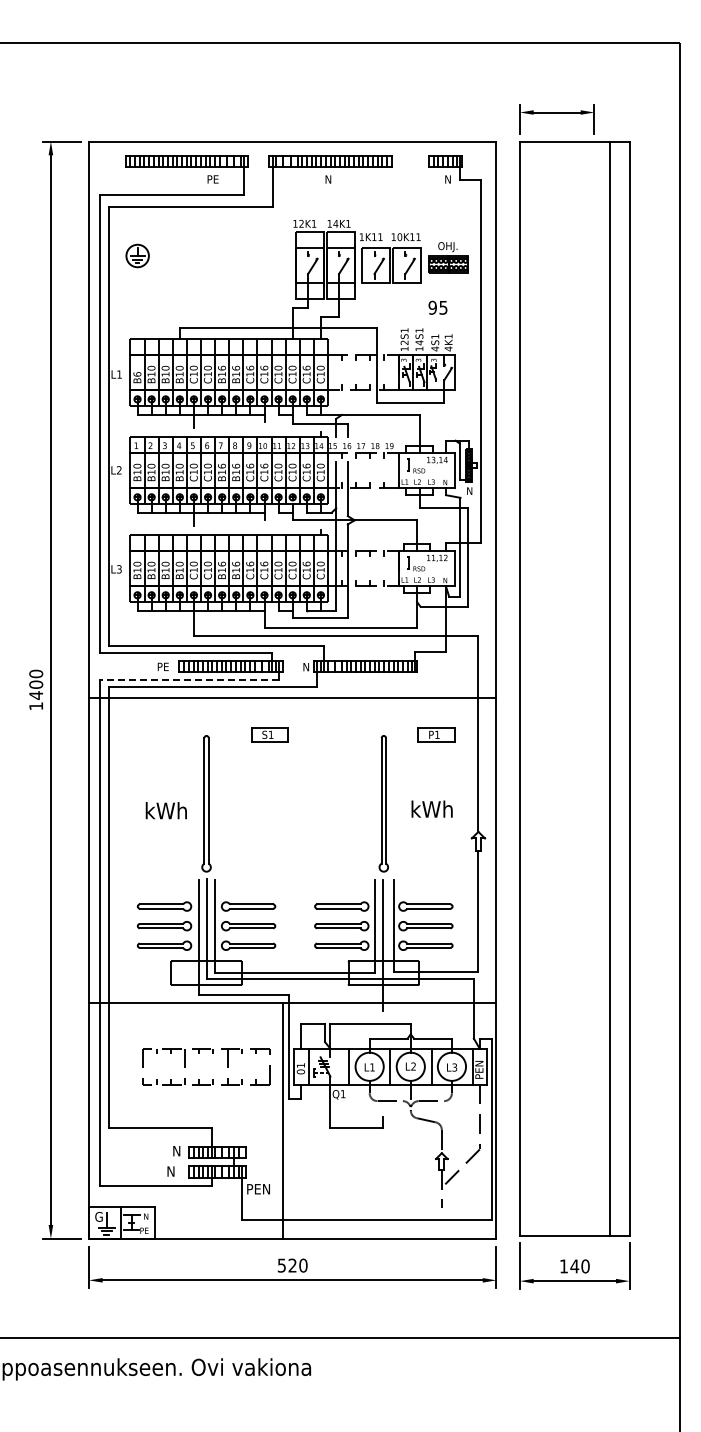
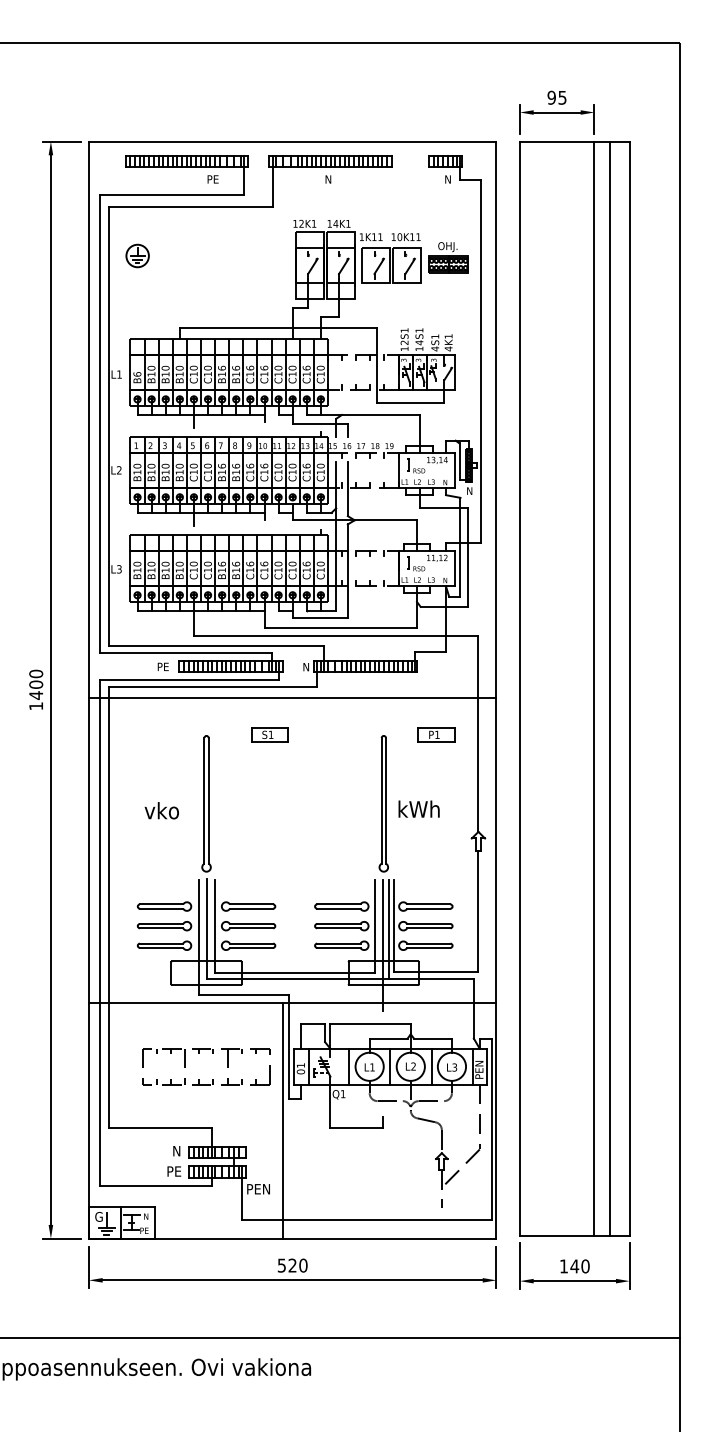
text position: (437, 307) -> (556, 97) (556, 97)
line: dashed -> solid (189, 680)
line: none -> present (594, 688)
text position: (431, 808) -> (418, 808) (418, 808)
text: kWh -> vko (165, 810)
line: none -> present (388, 929)
text: N -> PE (174, 1171)
